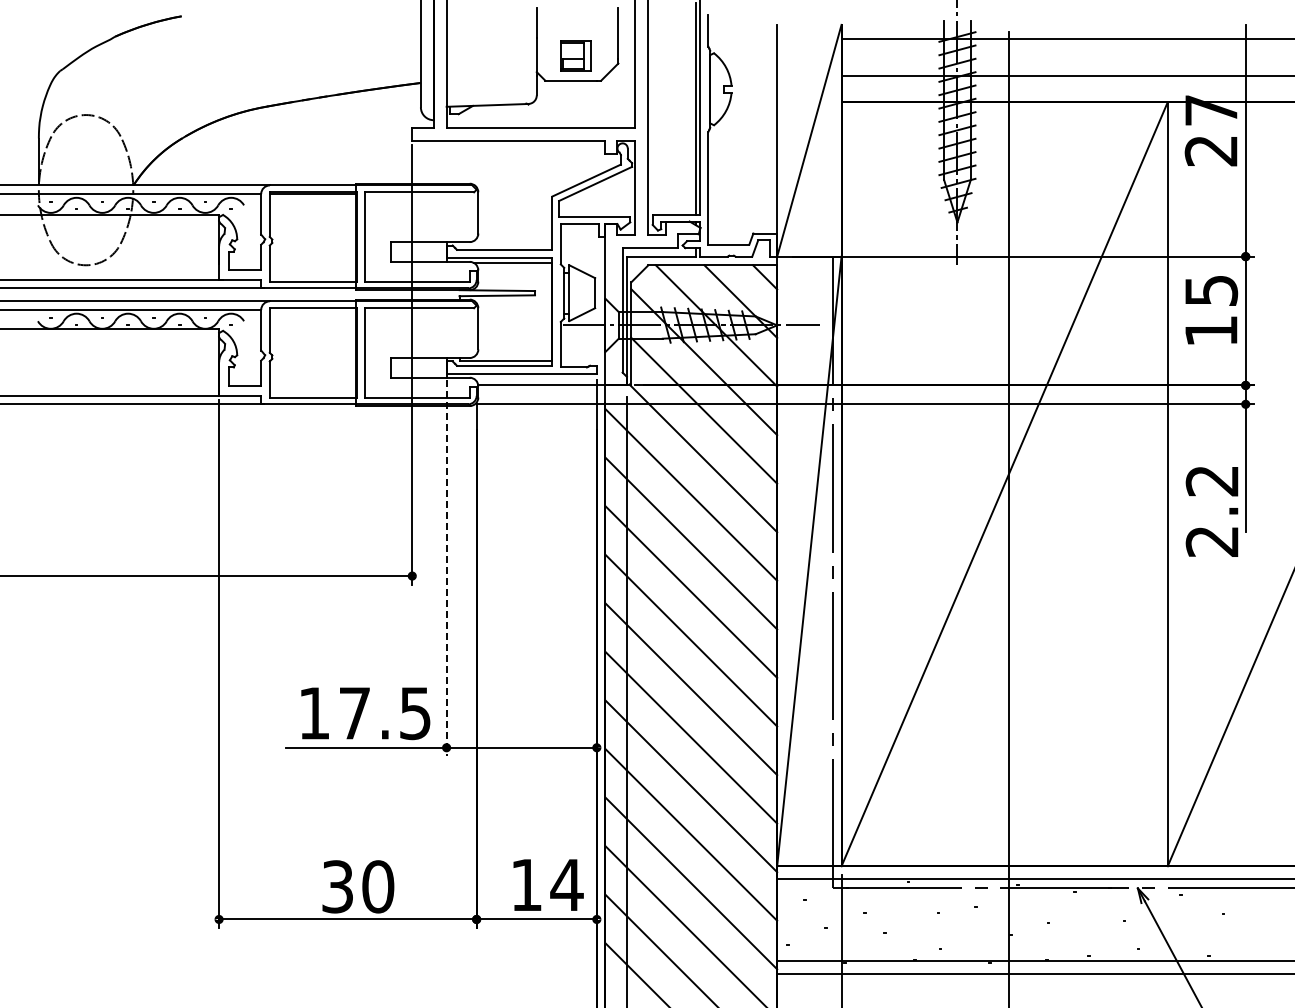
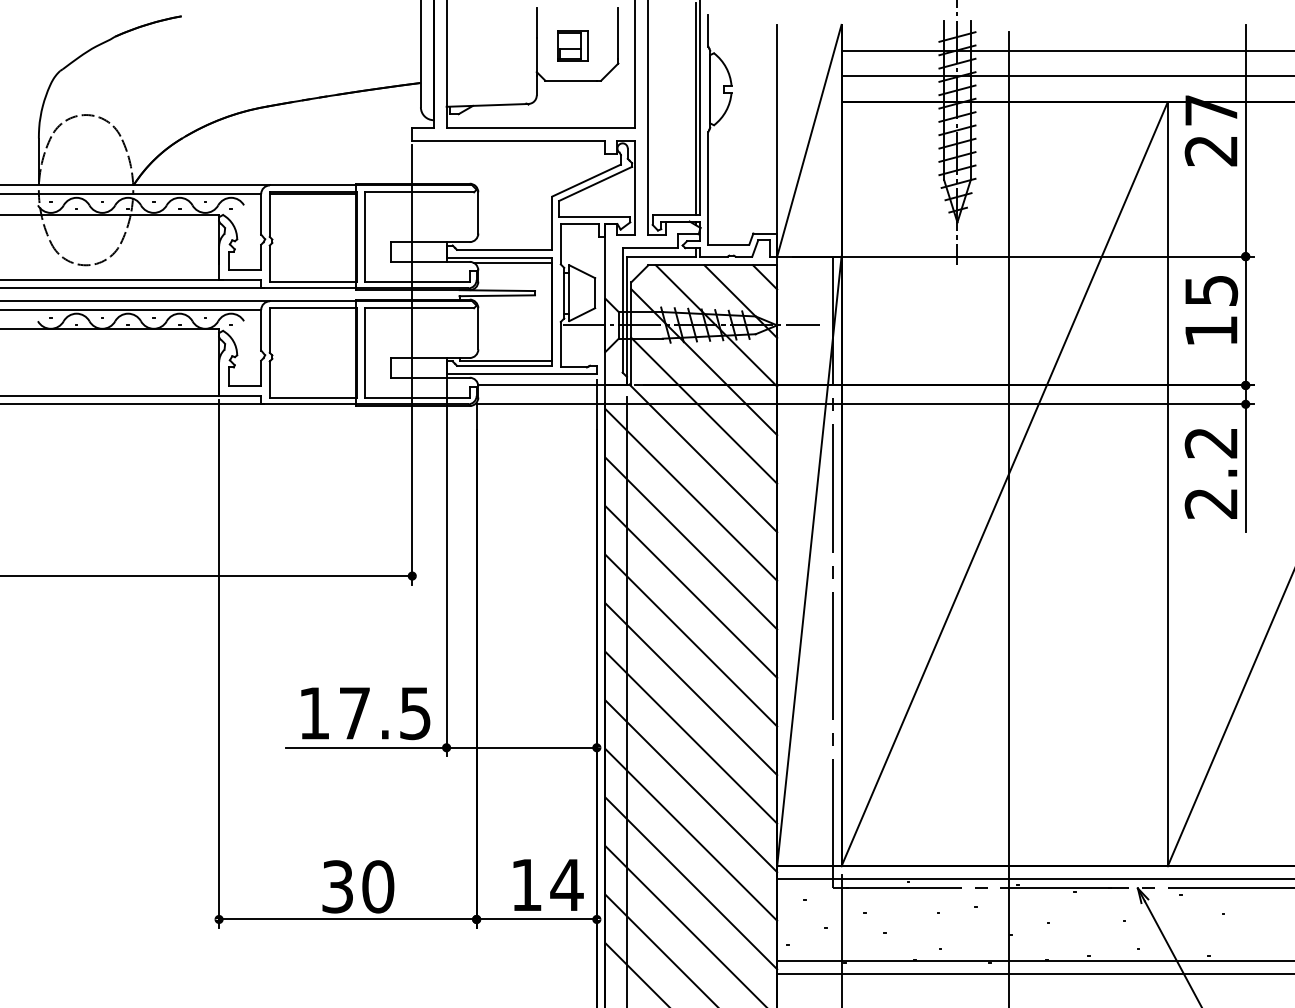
line position: (1066, 38) -> (1066, 50) (1066, 50)
part position: (575, 55) -> (572, 45) (572, 45)
text position: (1211, 511) -> (1210, 473) (1210, 473)
line: dashed -> solid (446, 568)
